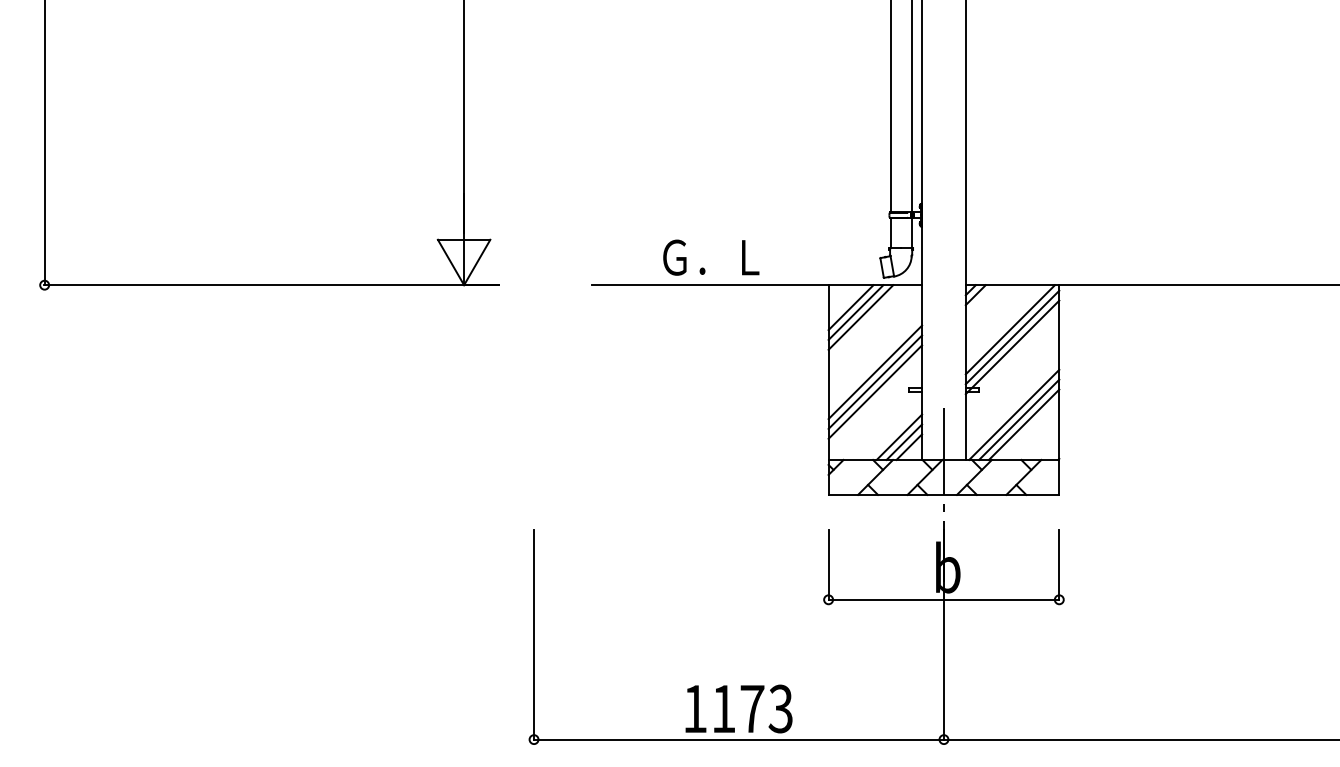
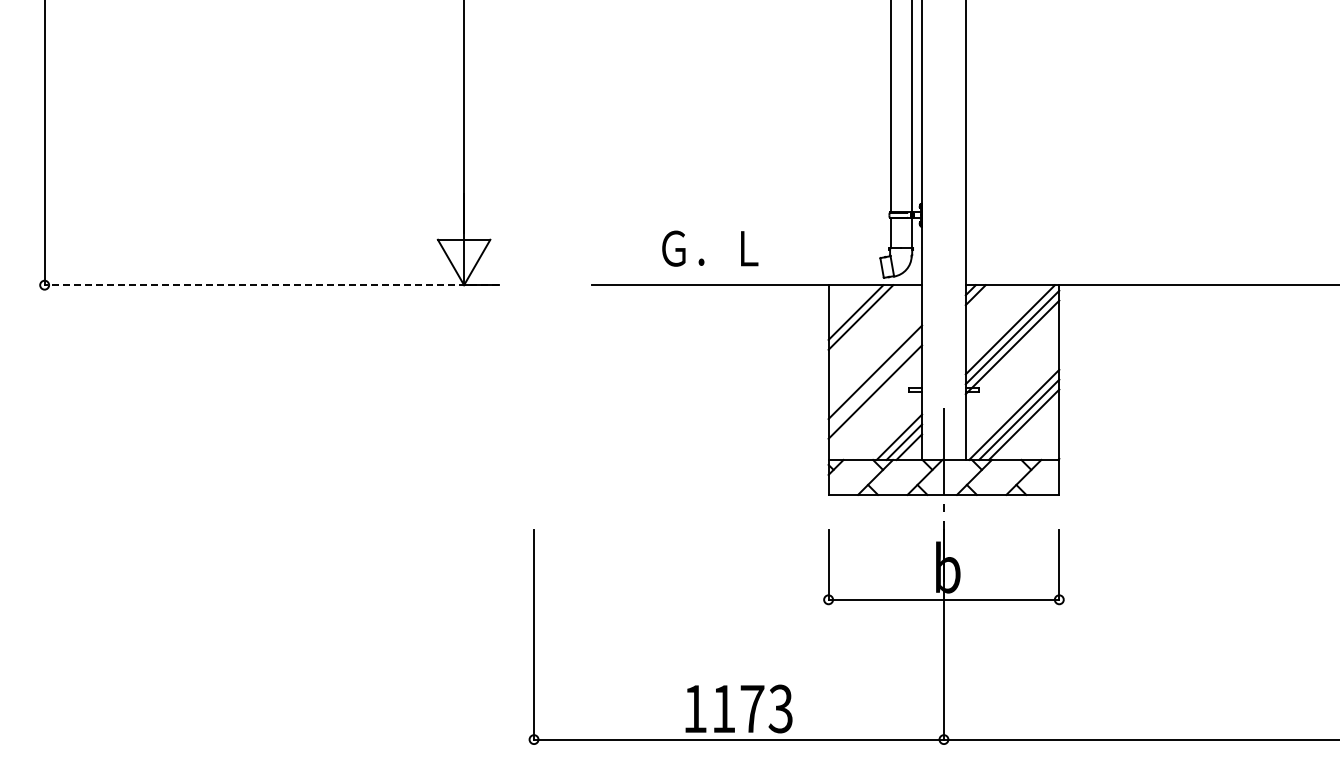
text position: (711, 257) -> (710, 248) (710, 248)
line: solid -> dashed (271, 285)
line: present -> none (850, 307)
line: present -> none (875, 381)
